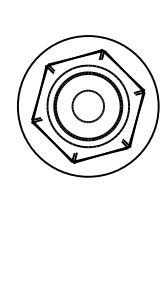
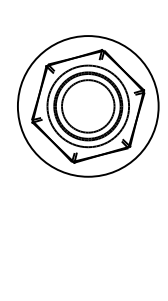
circle diameter: 32 px -> 53 px (88, 106)
